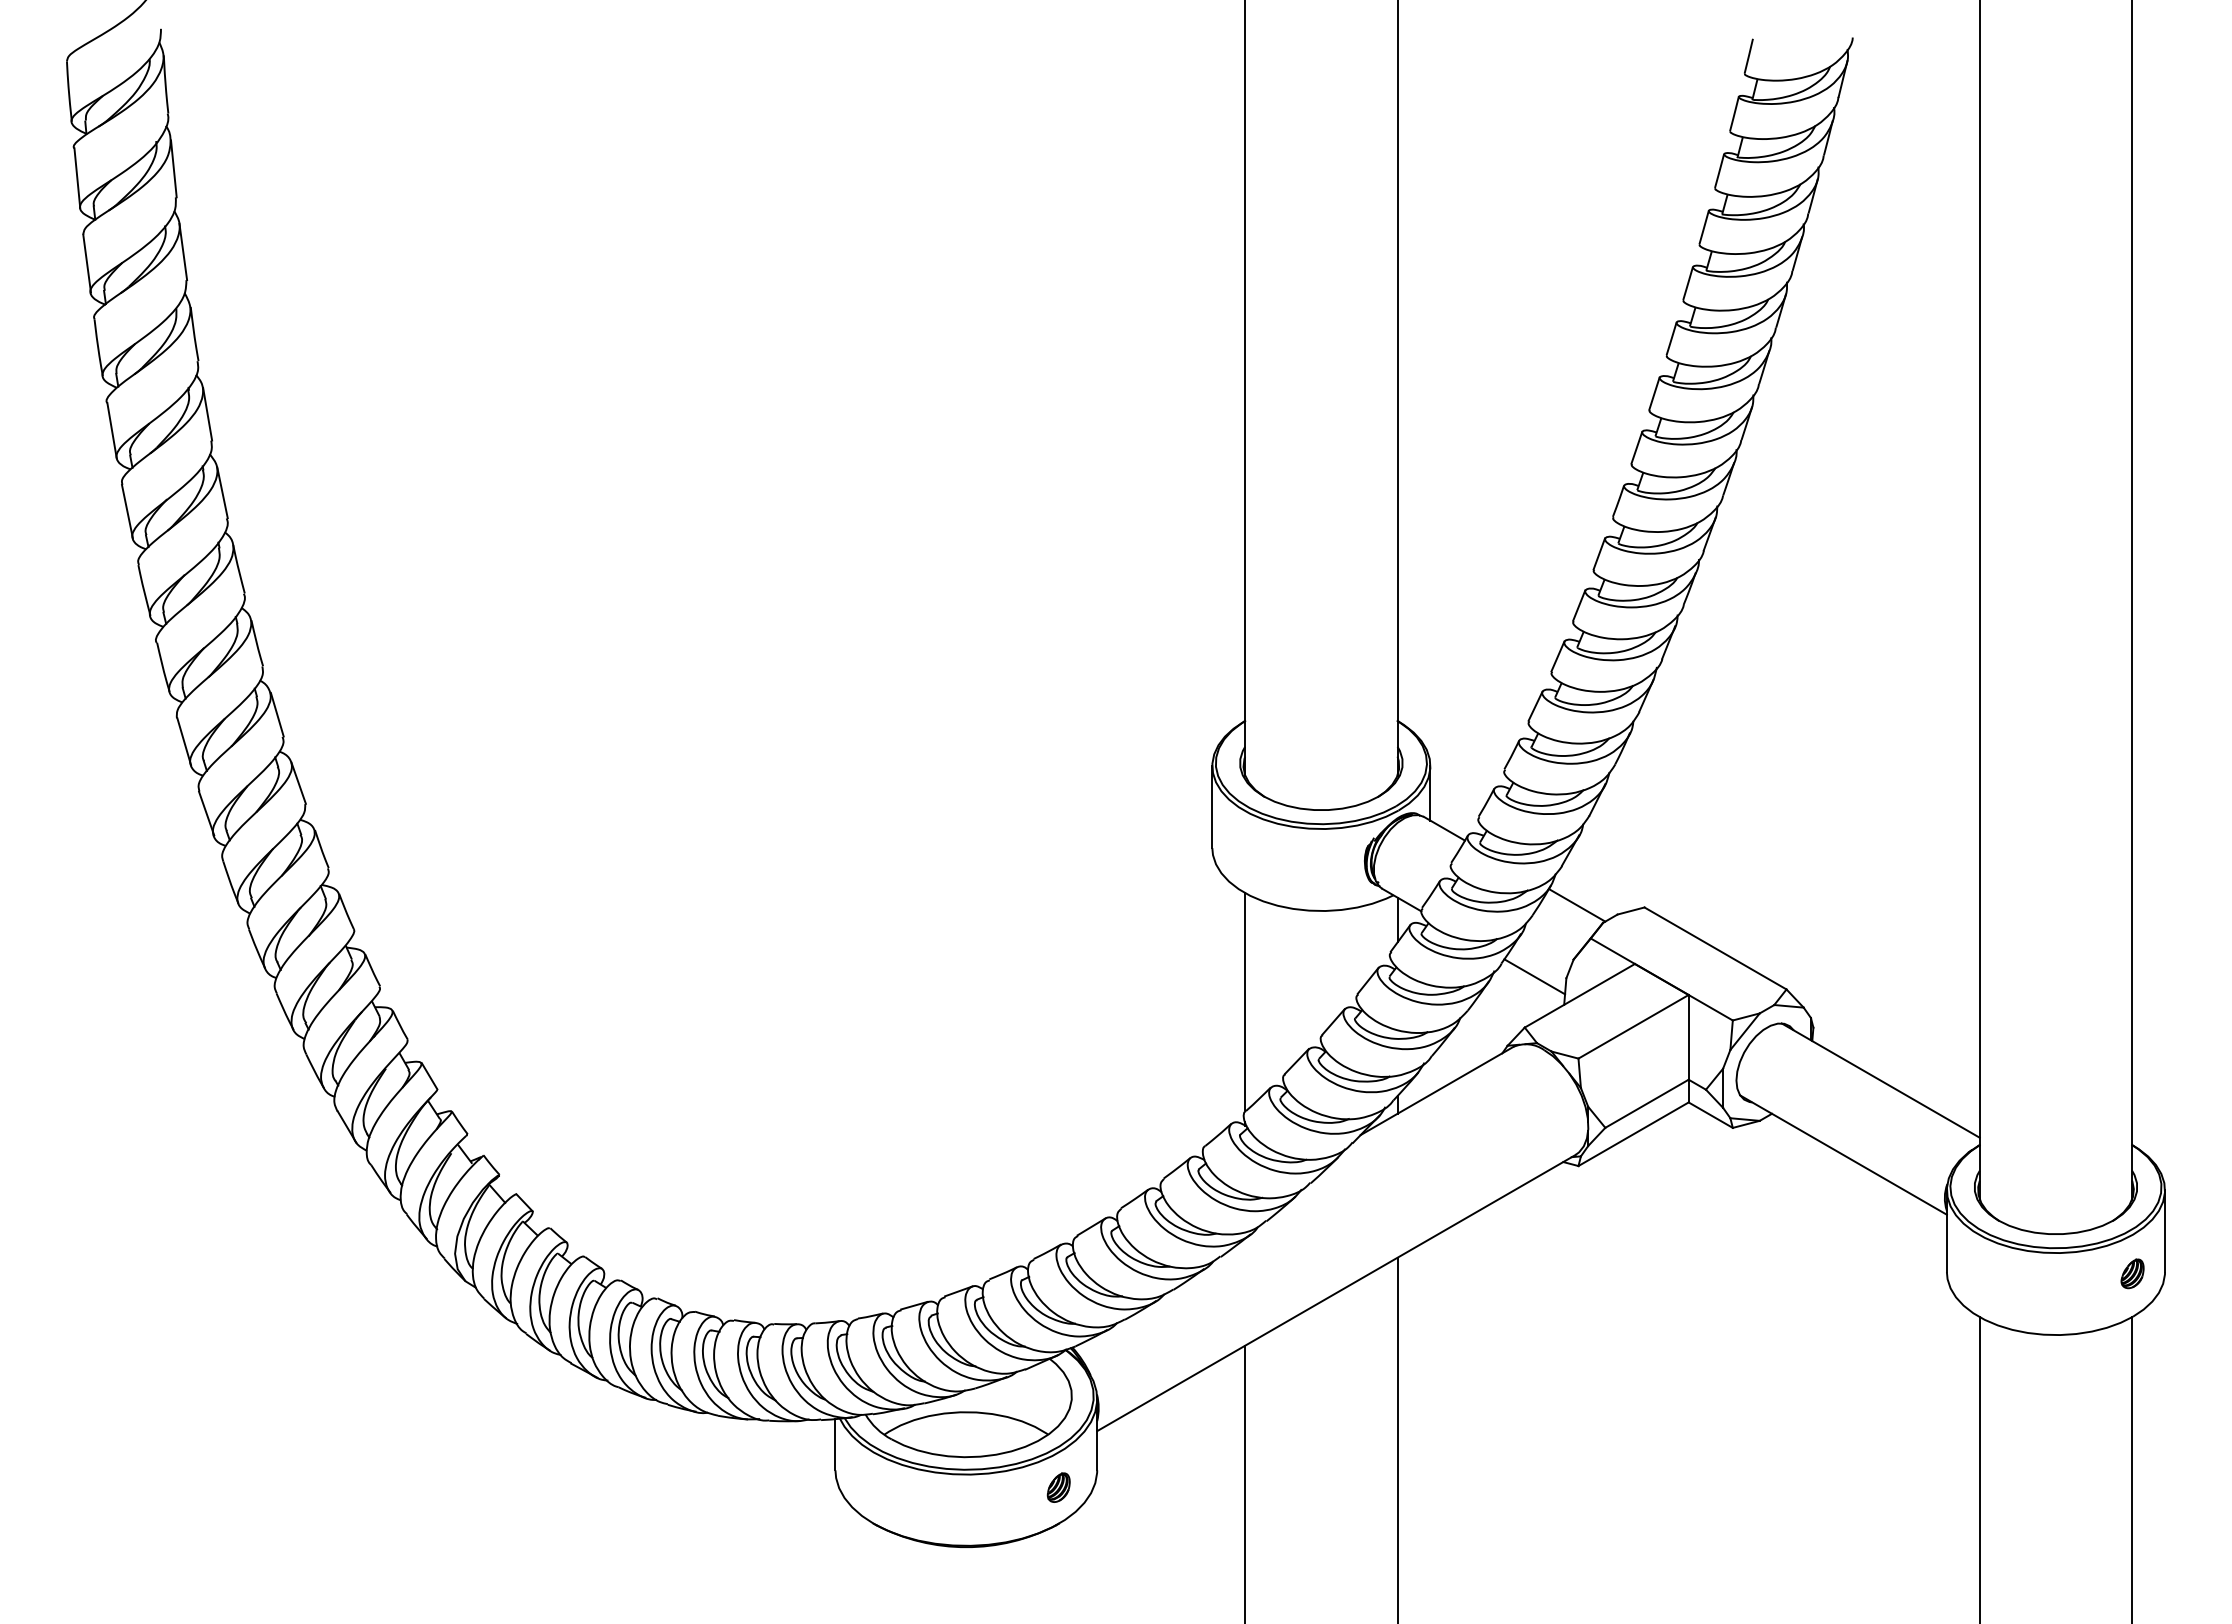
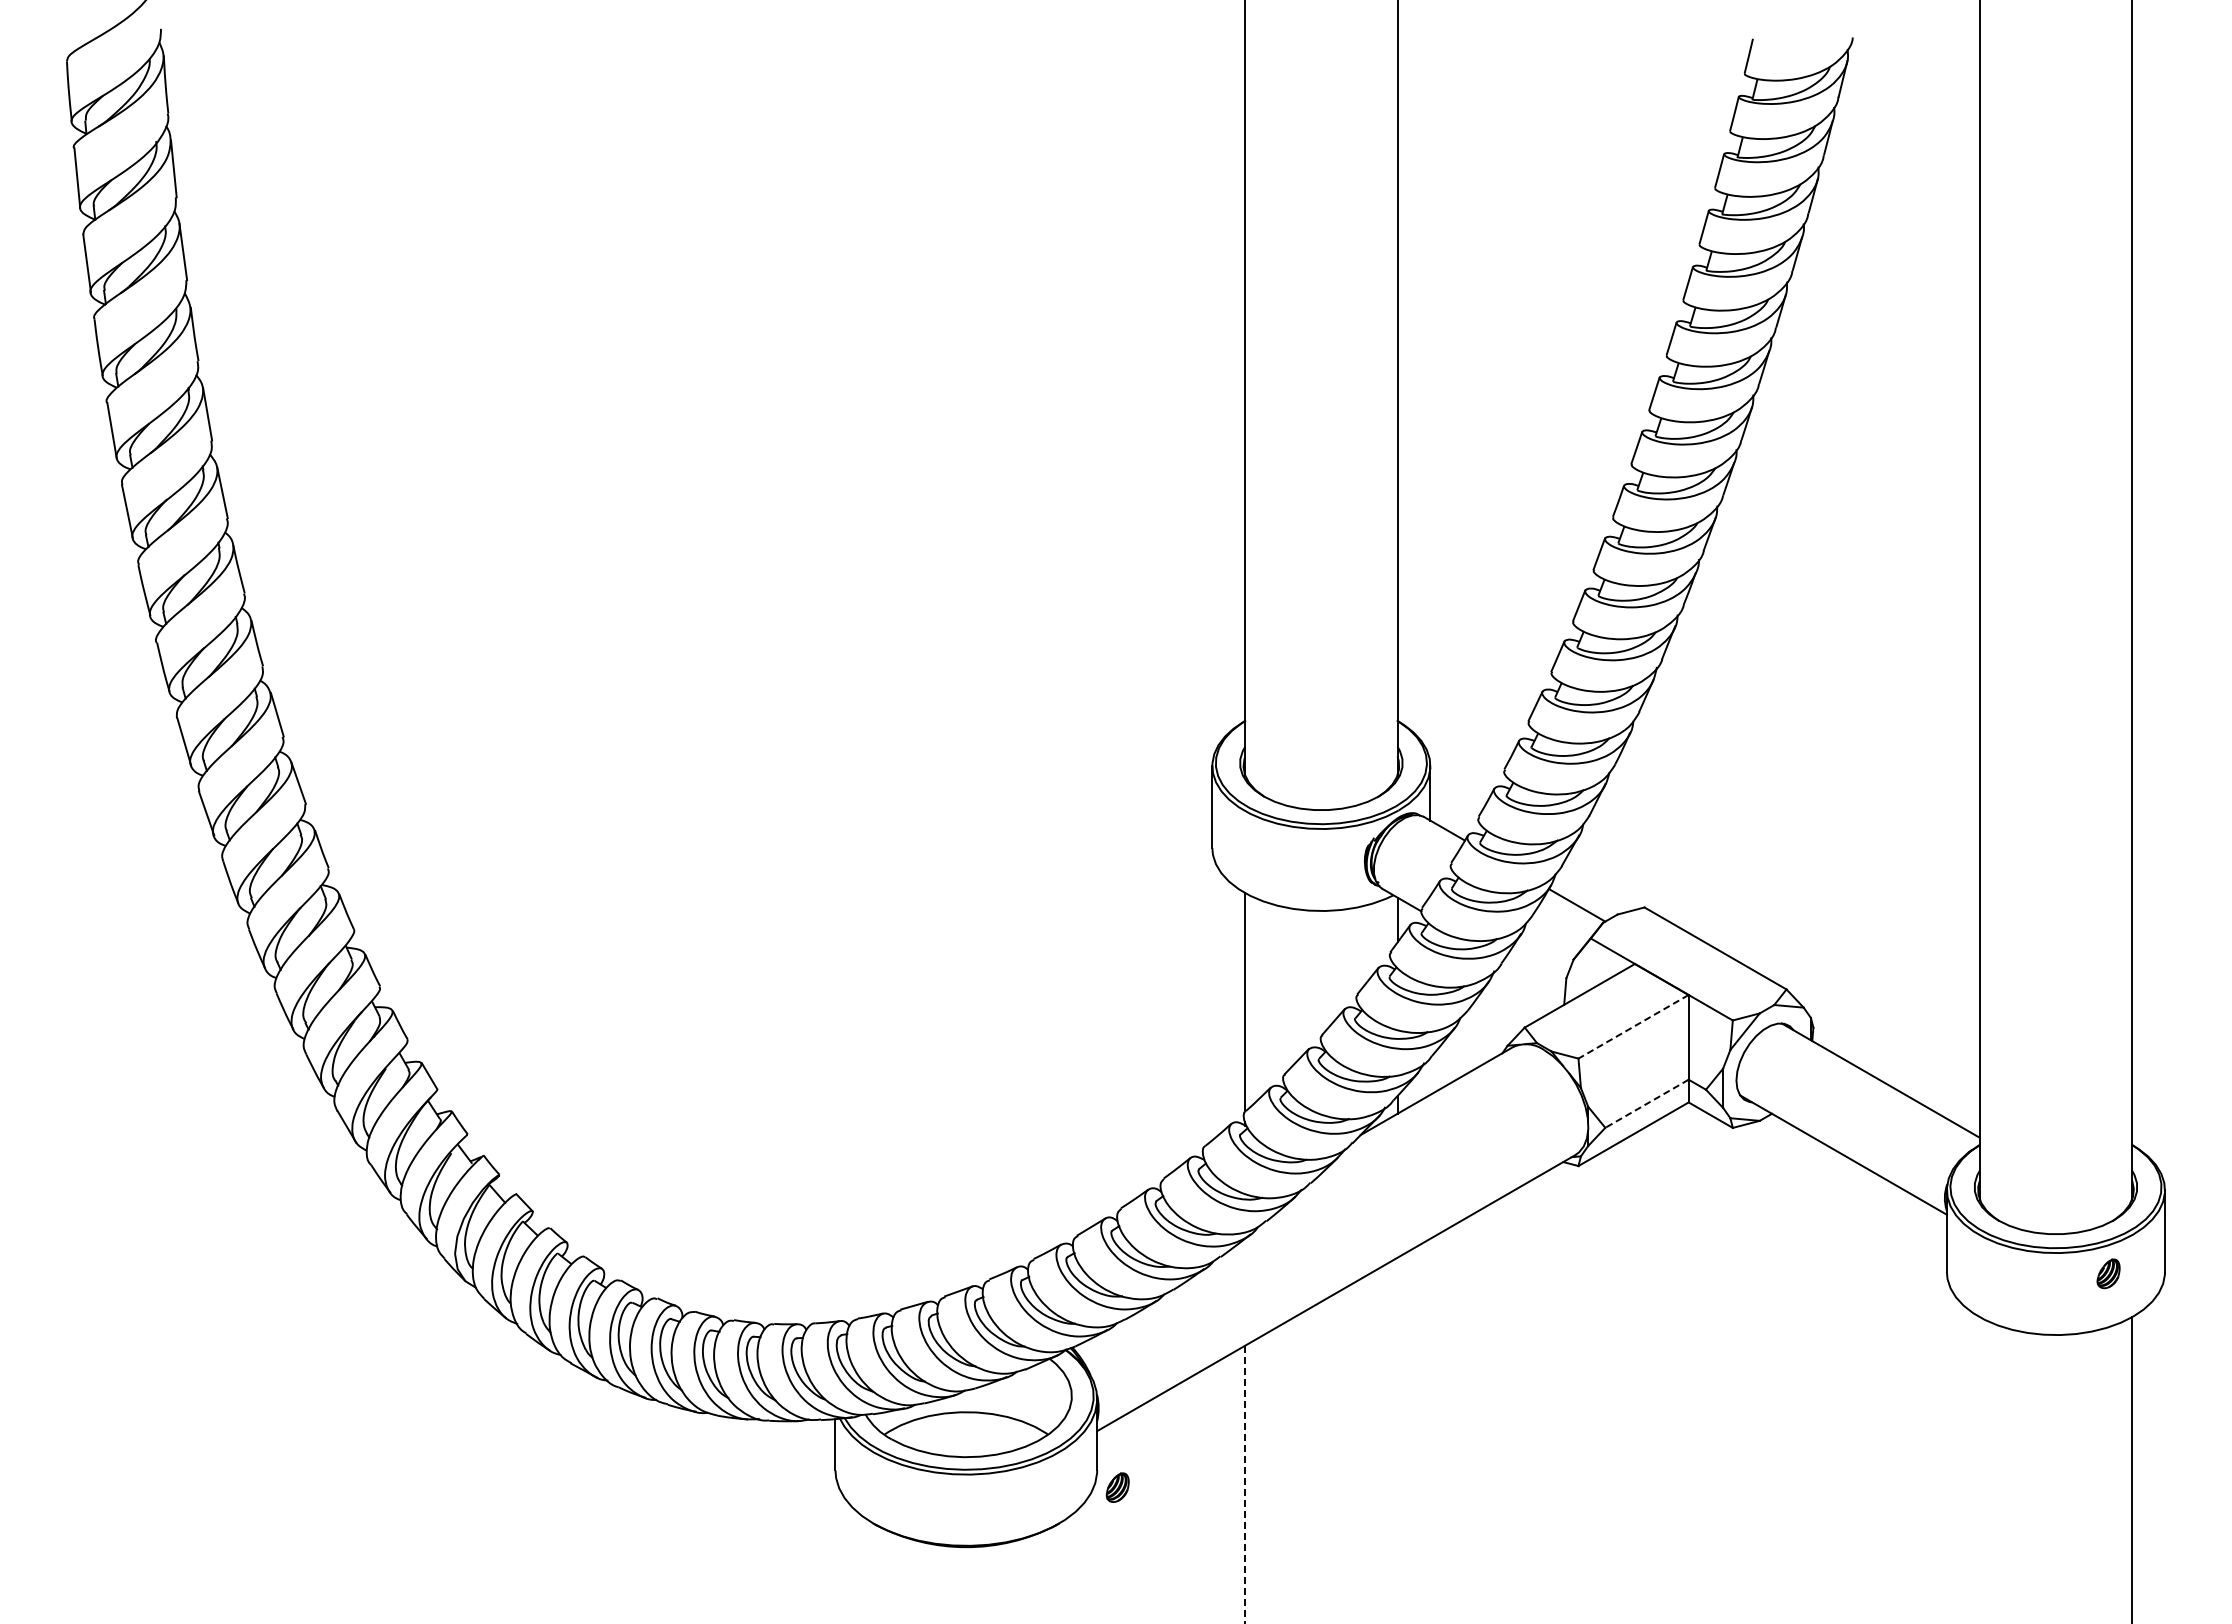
line: present -> none (1534, 976)
line: solid -> dashed (1633, 1026)
line: solid -> dashed (1646, 1104)
part position: (2132, 1273) -> (2108, 1273) (2108, 1273)
line: present -> none (1397, 1438)
line: present -> none (1979, 1468)
line: solid -> dashed (1245, 1484)
part position: (1058, 1487) -> (1117, 1487) (1117, 1487)
